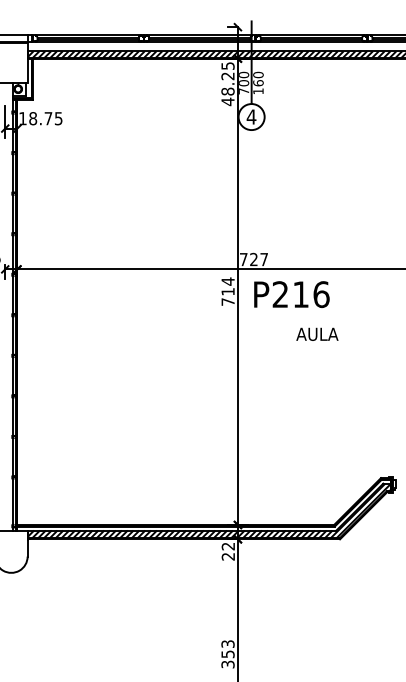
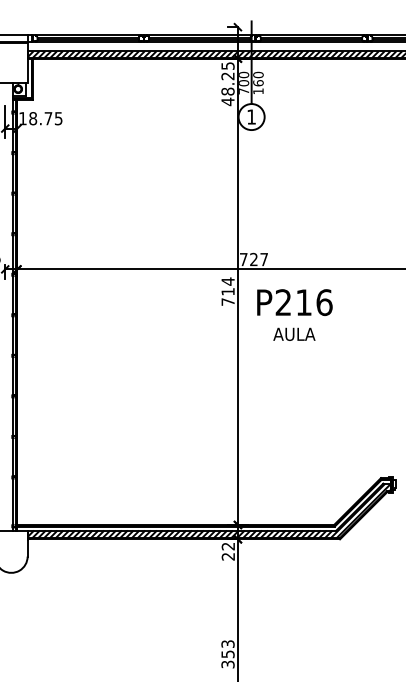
text: 4 -> 1 (251, 116)
text position: (291, 294) -> (294, 302) (294, 302)
text position: (317, 333) -> (294, 333) (294, 333)
